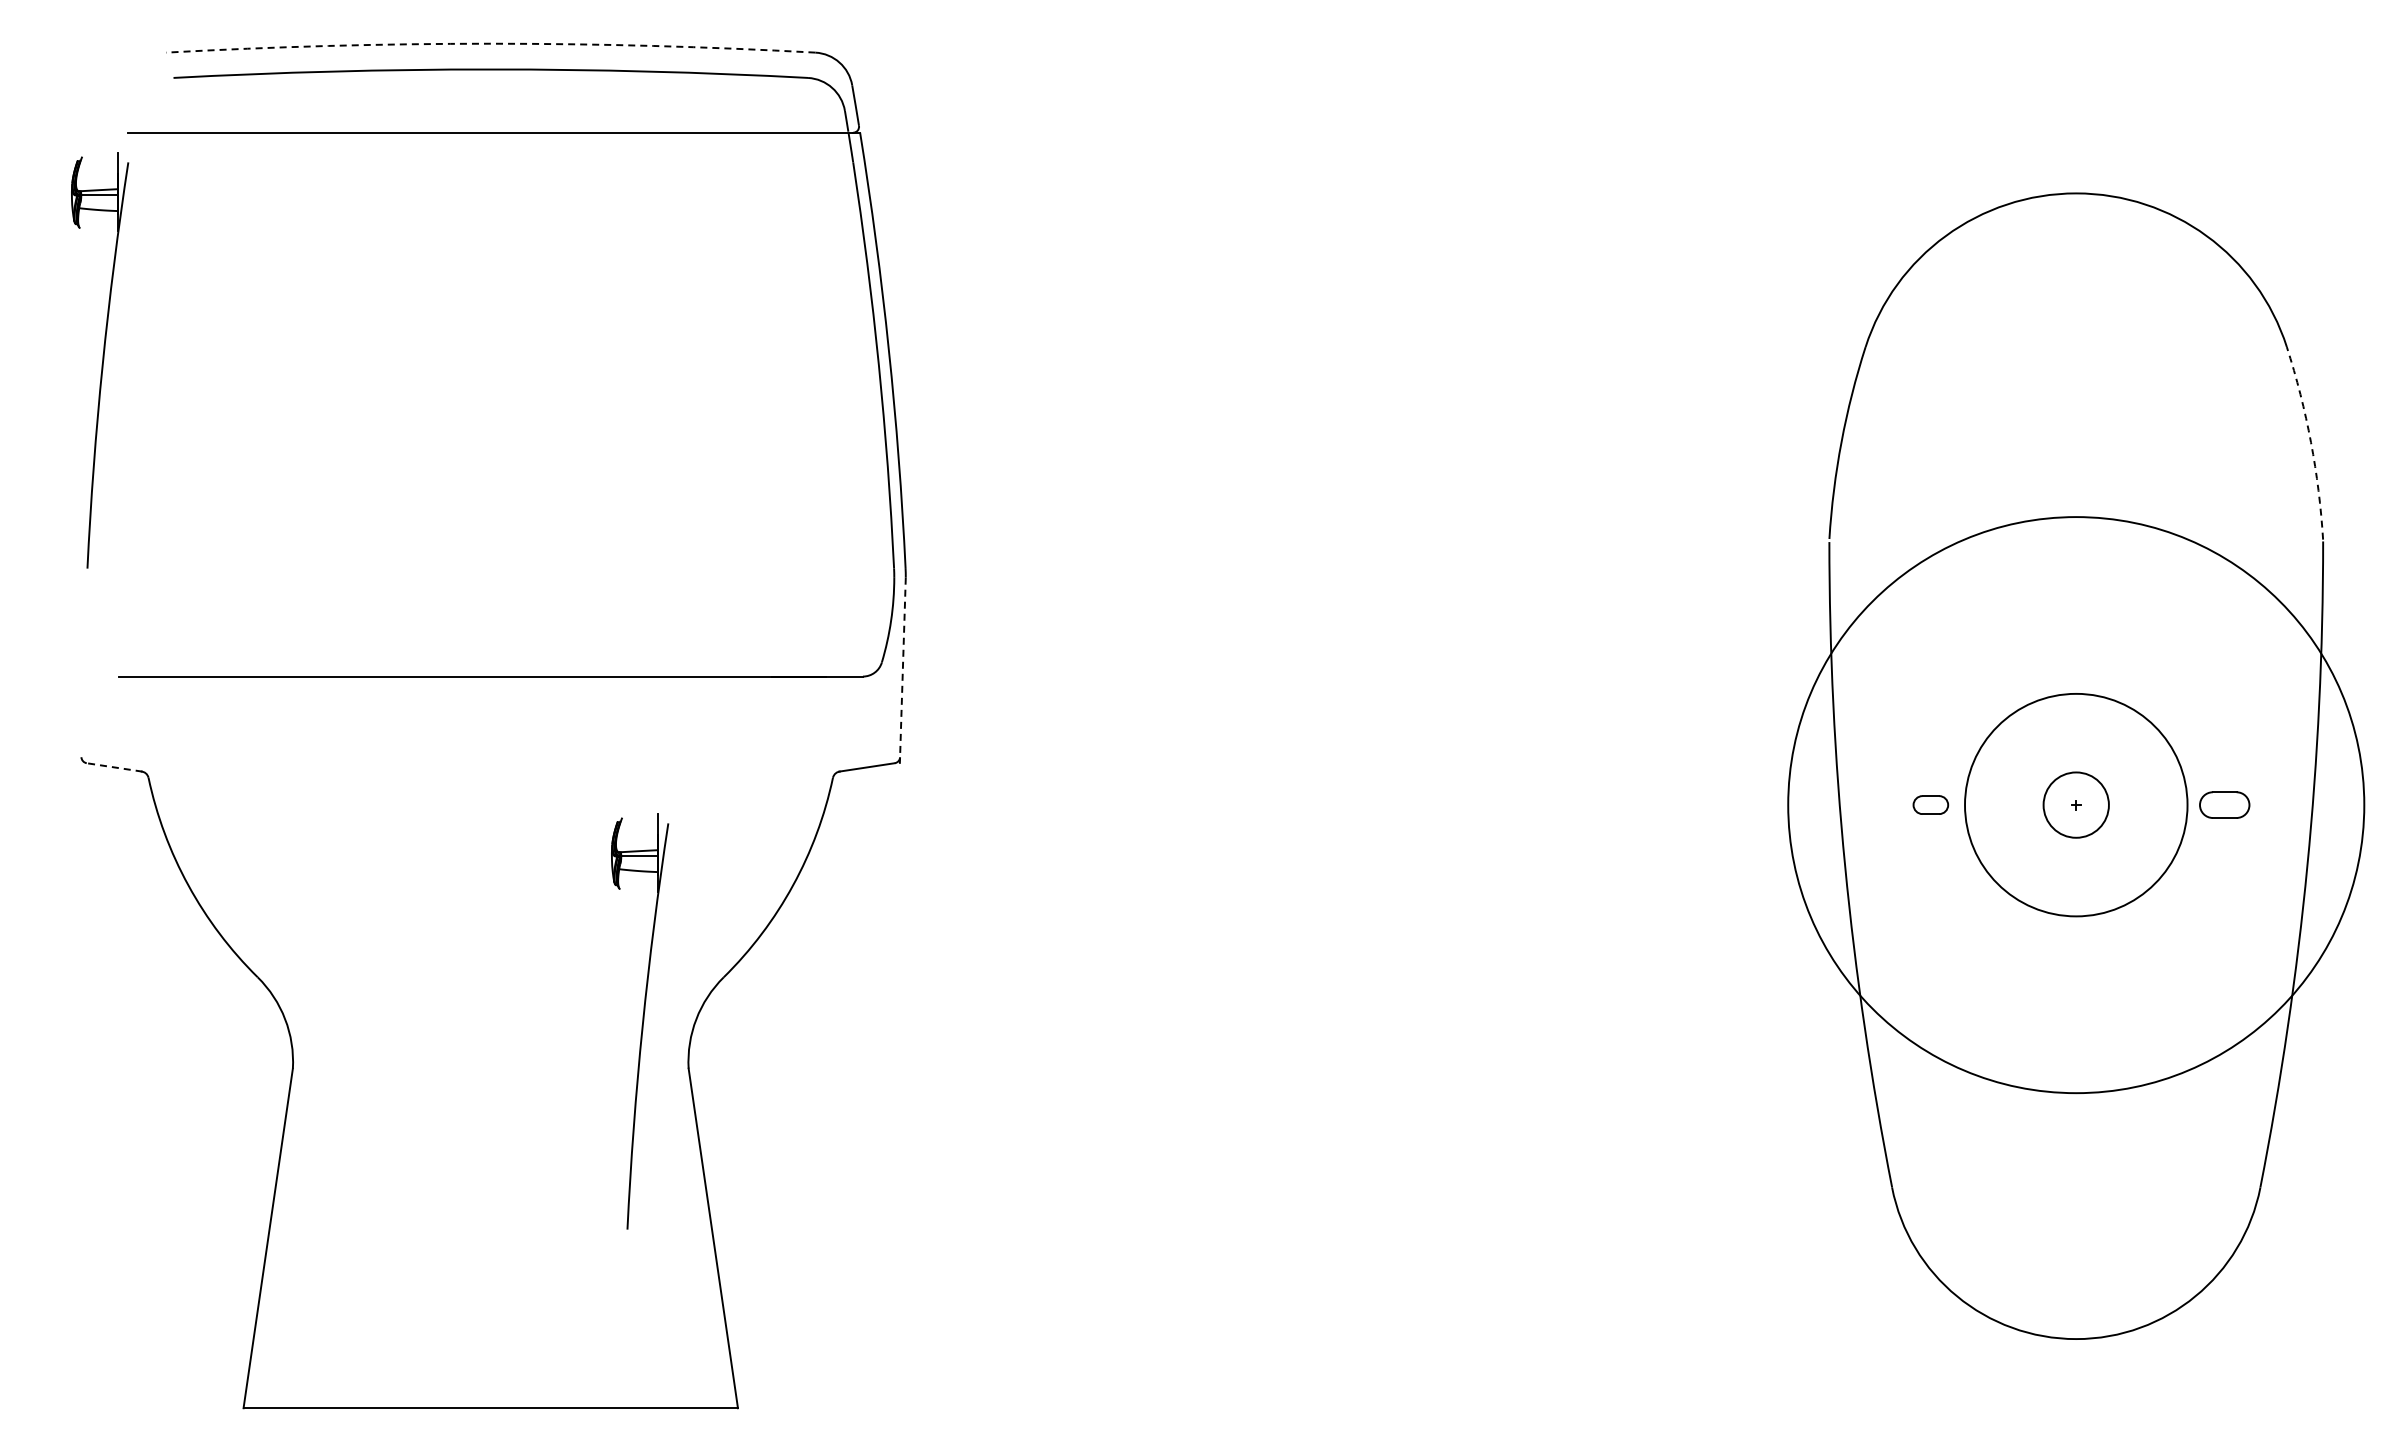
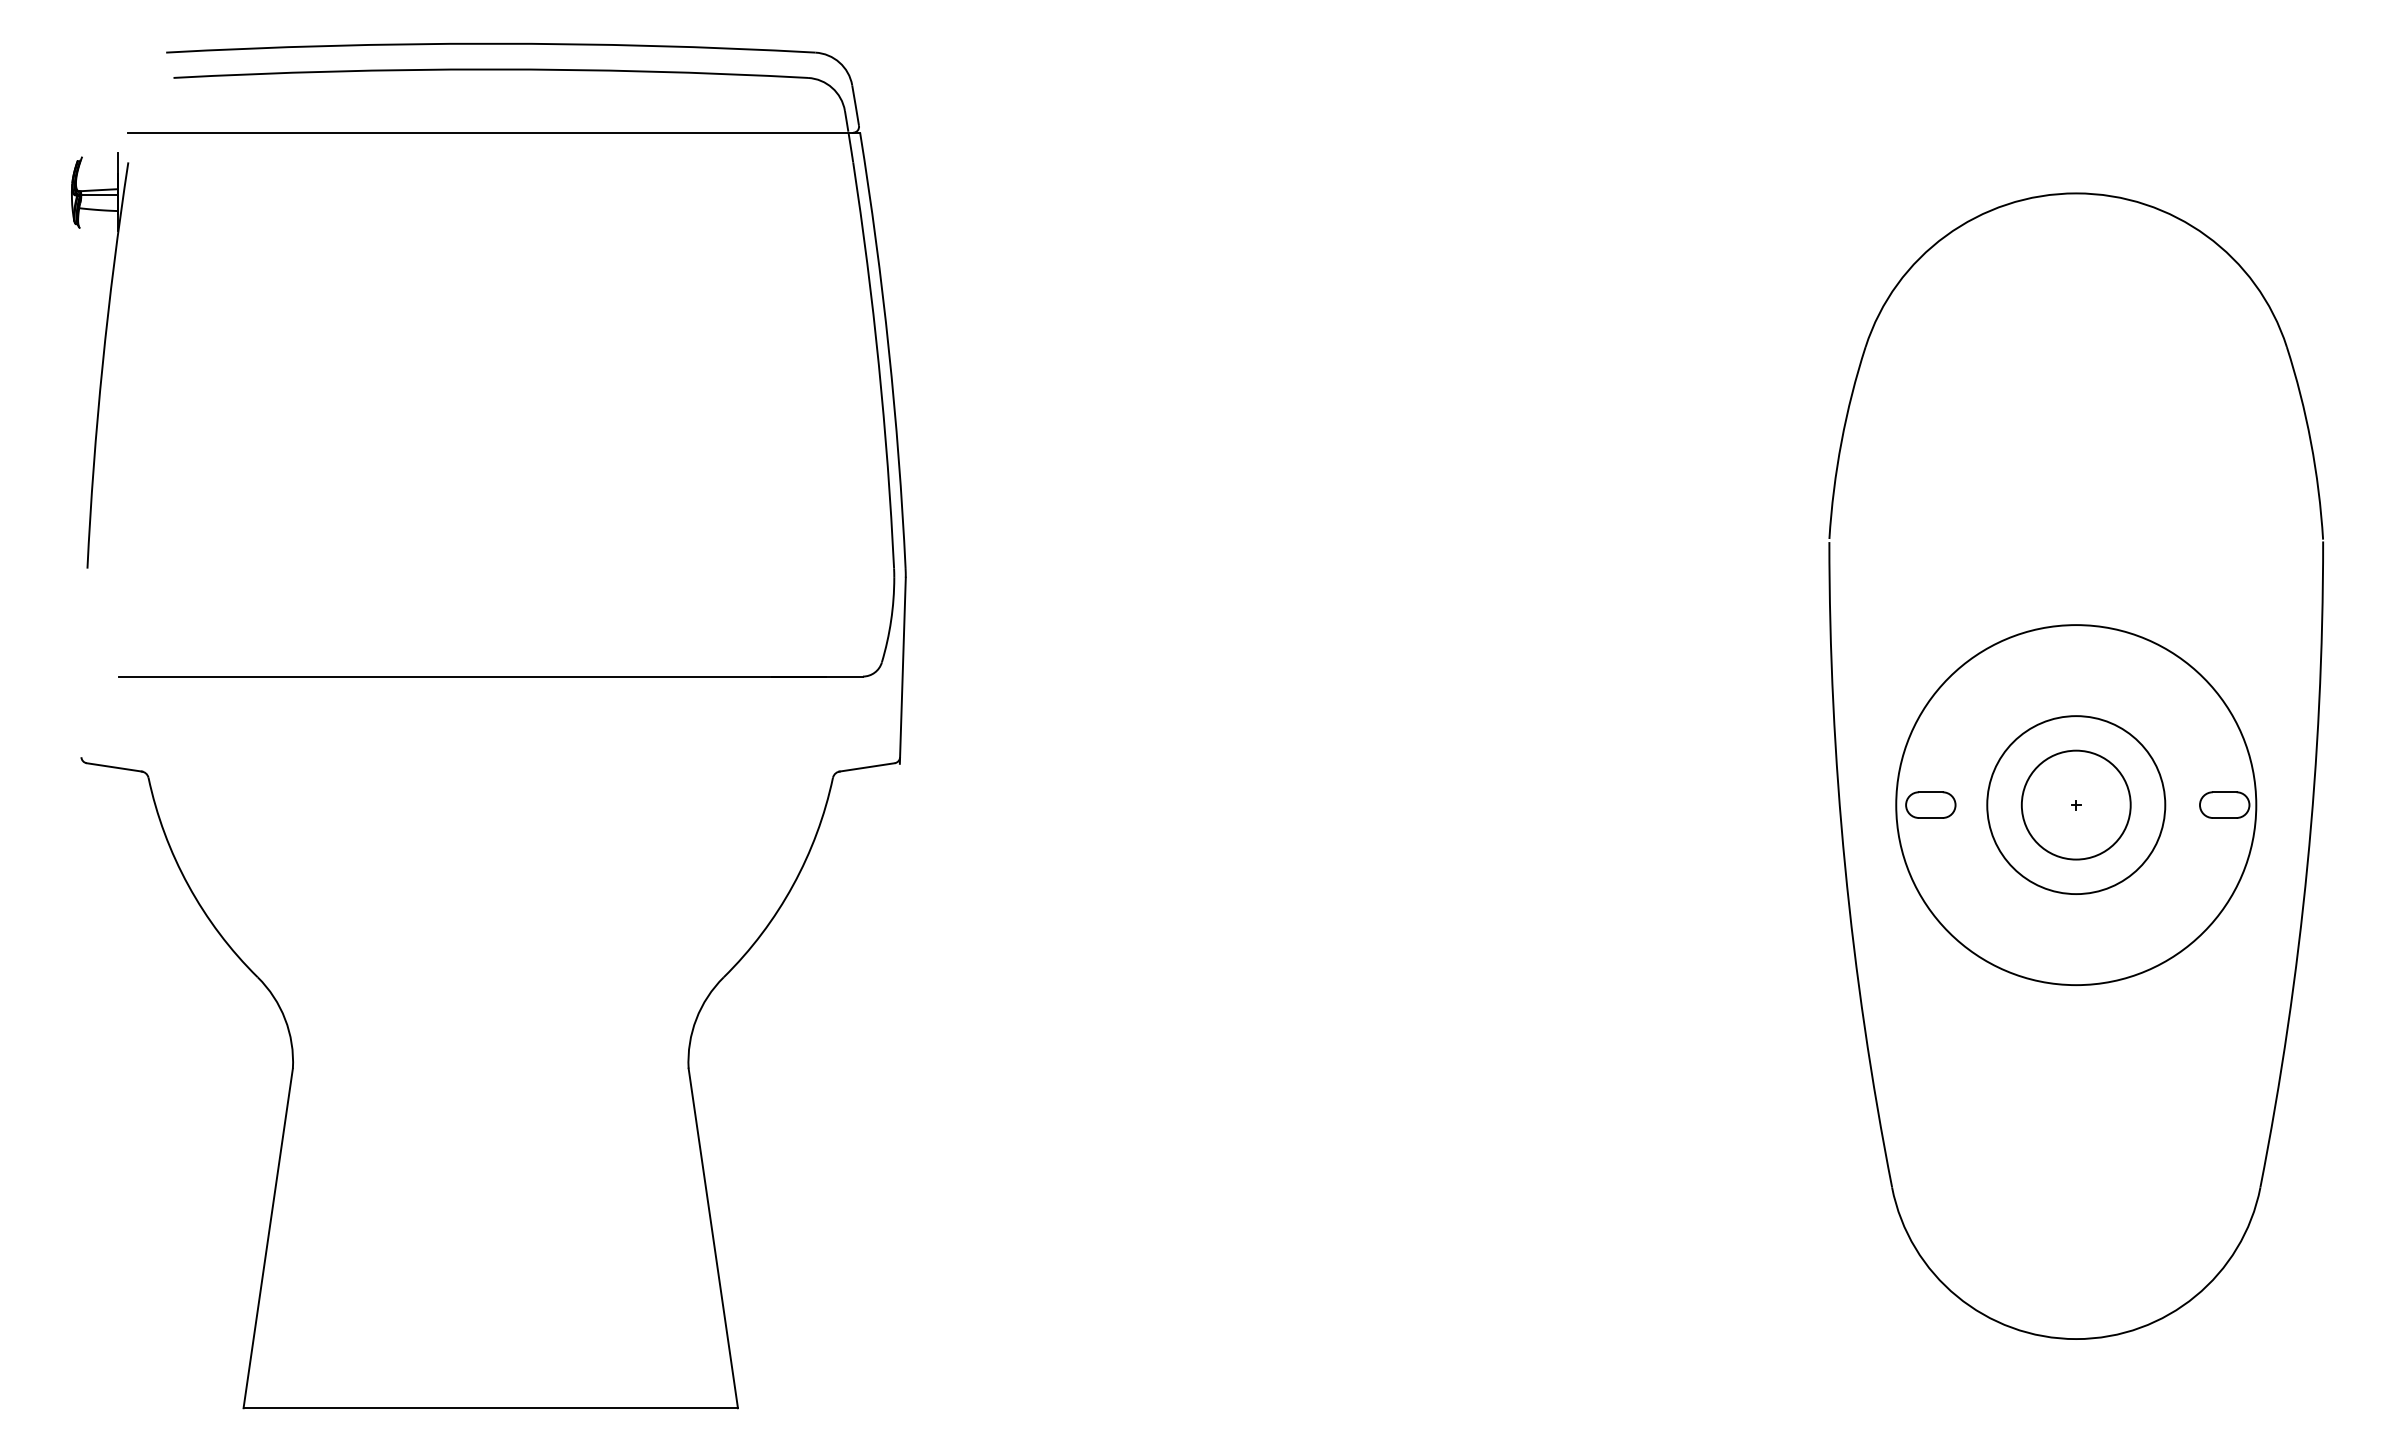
arc: dashed -> solid (490, 43)
arc: dashed -> solid (2310, 442)
line: dashed -> solid (902, 671)
line: dashed -> solid (114, 767)
part size: 38x20 px -> 52x28 px (1930, 804)
circle diameter: 65 px -> 109 px (2075, 804)
circle diameter: 223 px -> 178 px (2076, 805)
circle diameter: 576 px -> 360 px (2076, 805)
part: present -> none (640, 1021)
